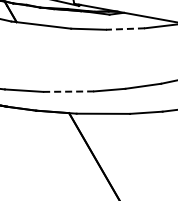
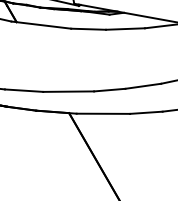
line: dashed -> solid (124, 29)
line: dashed -> solid (68, 91)
